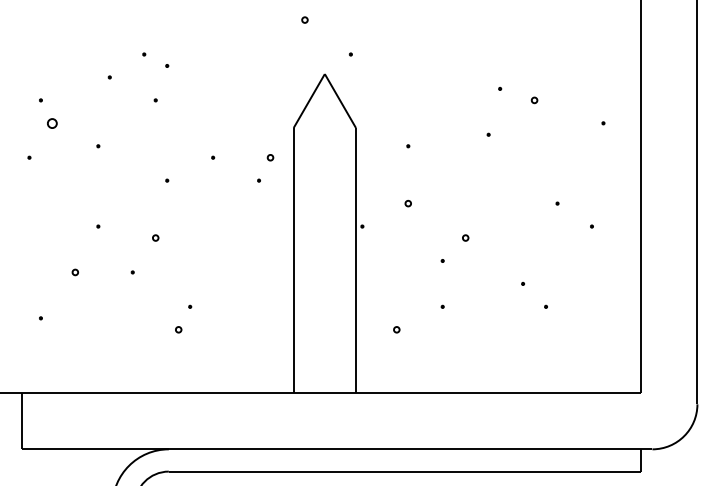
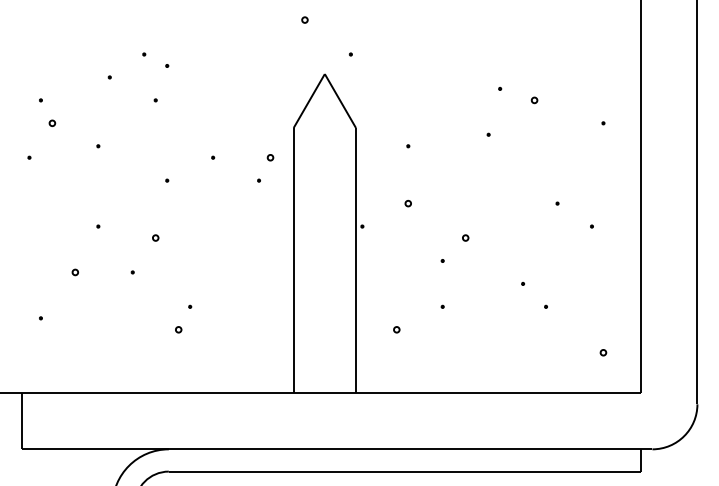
part size: 11x11 px -> 9x8 px (52, 122)
part: none -> present (603, 352)
